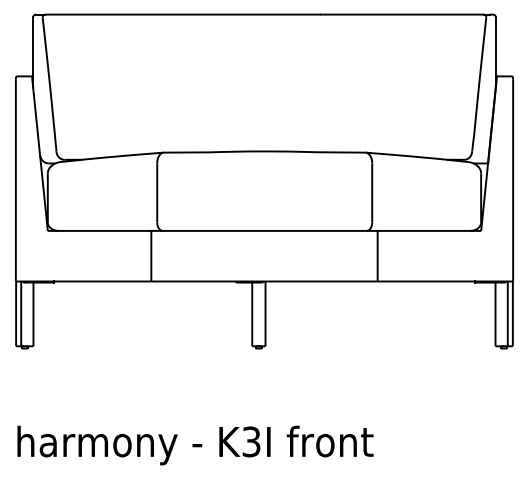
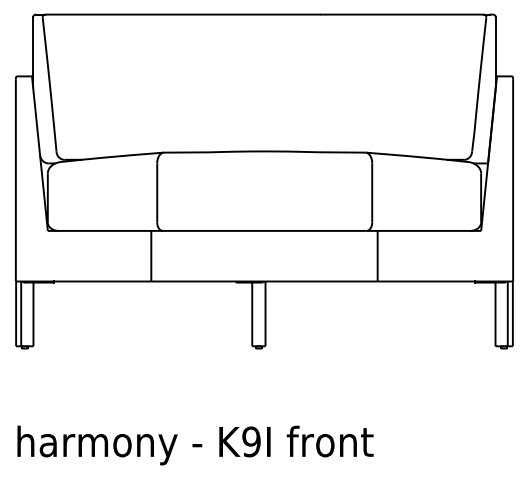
text: K3I -> K9I (251, 441)
